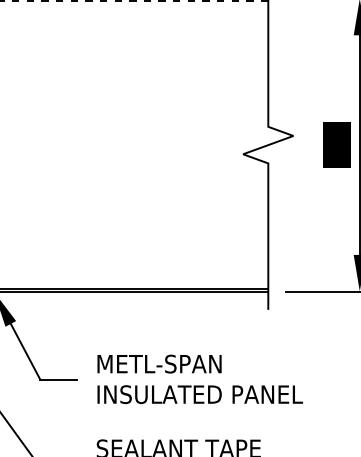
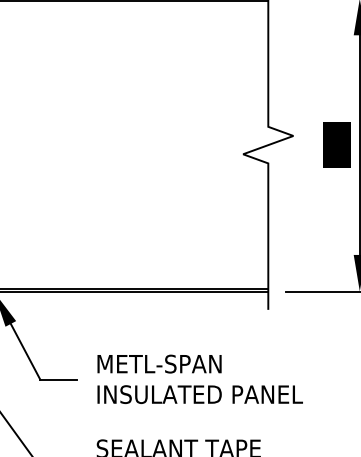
line: dashed -> solid (134, 0)
